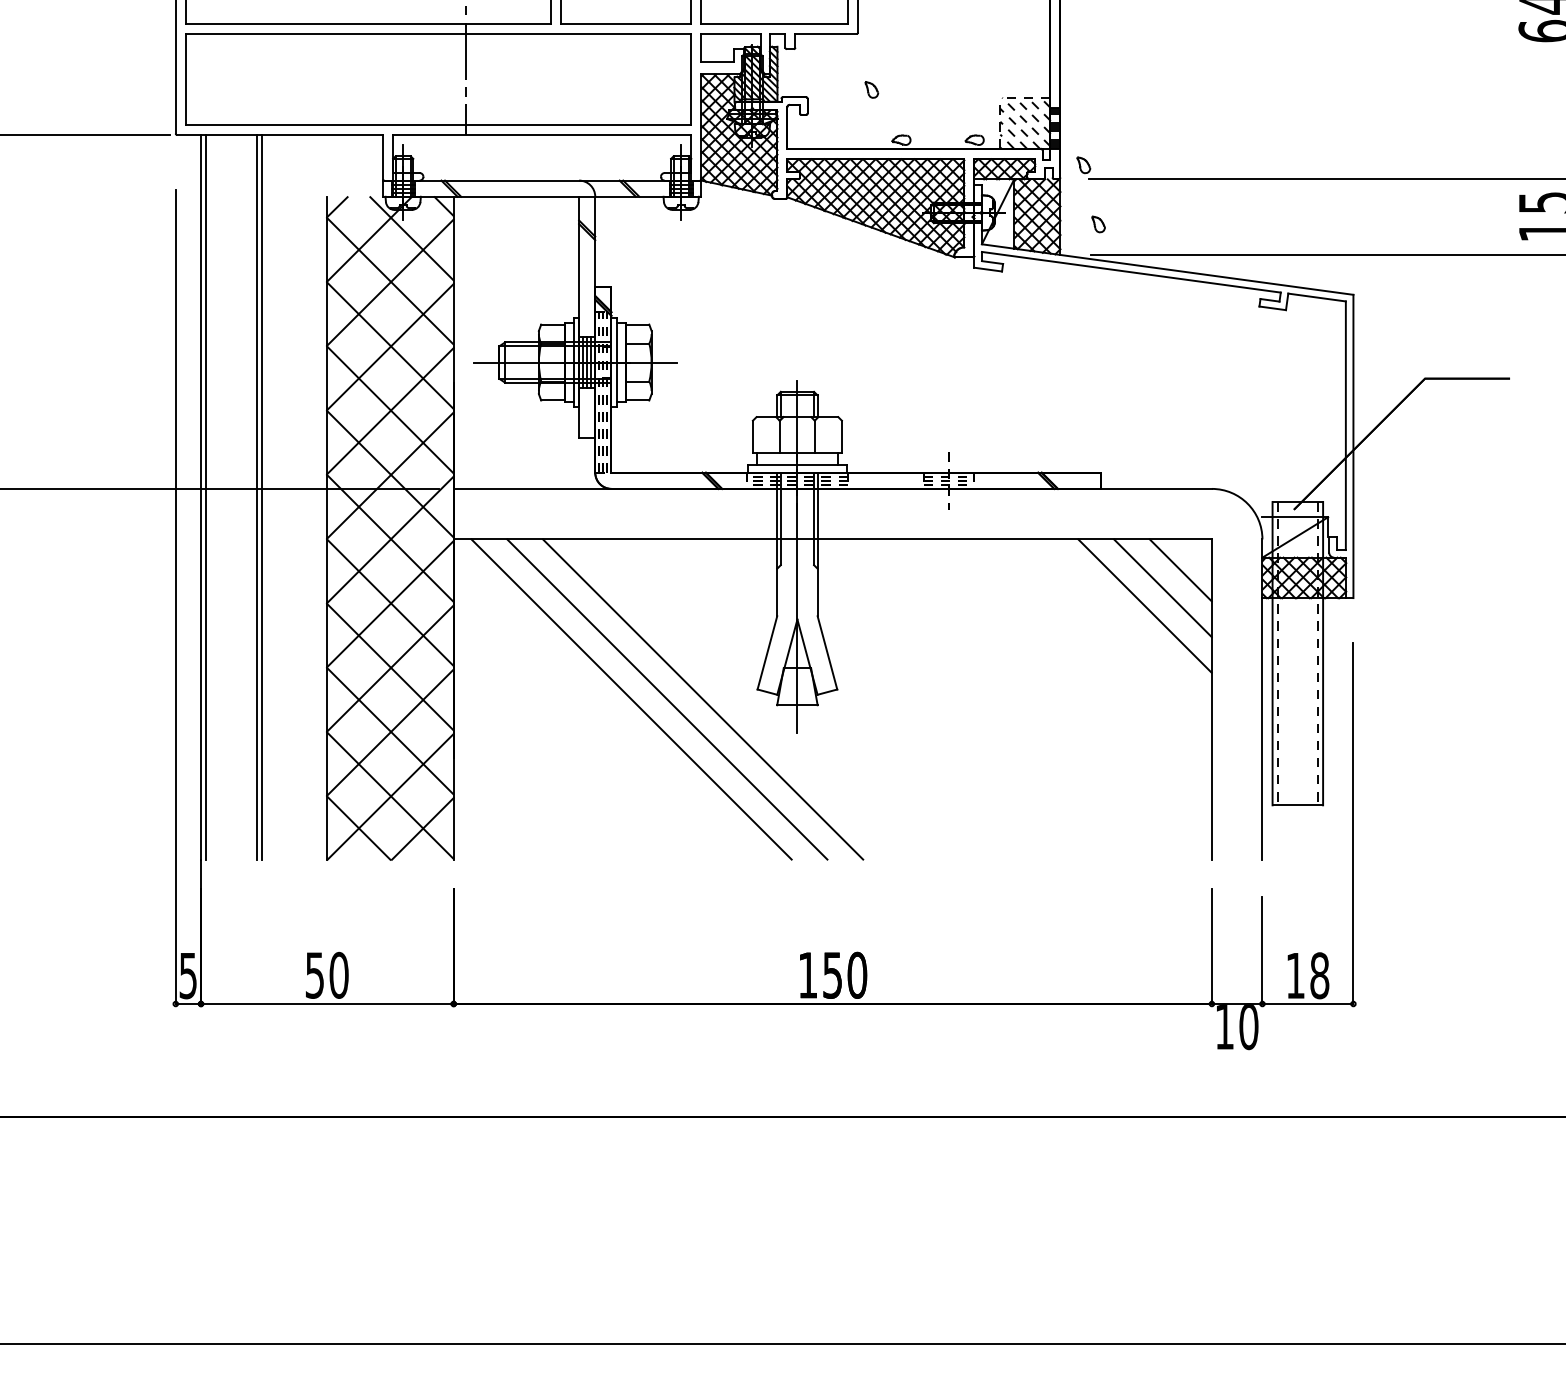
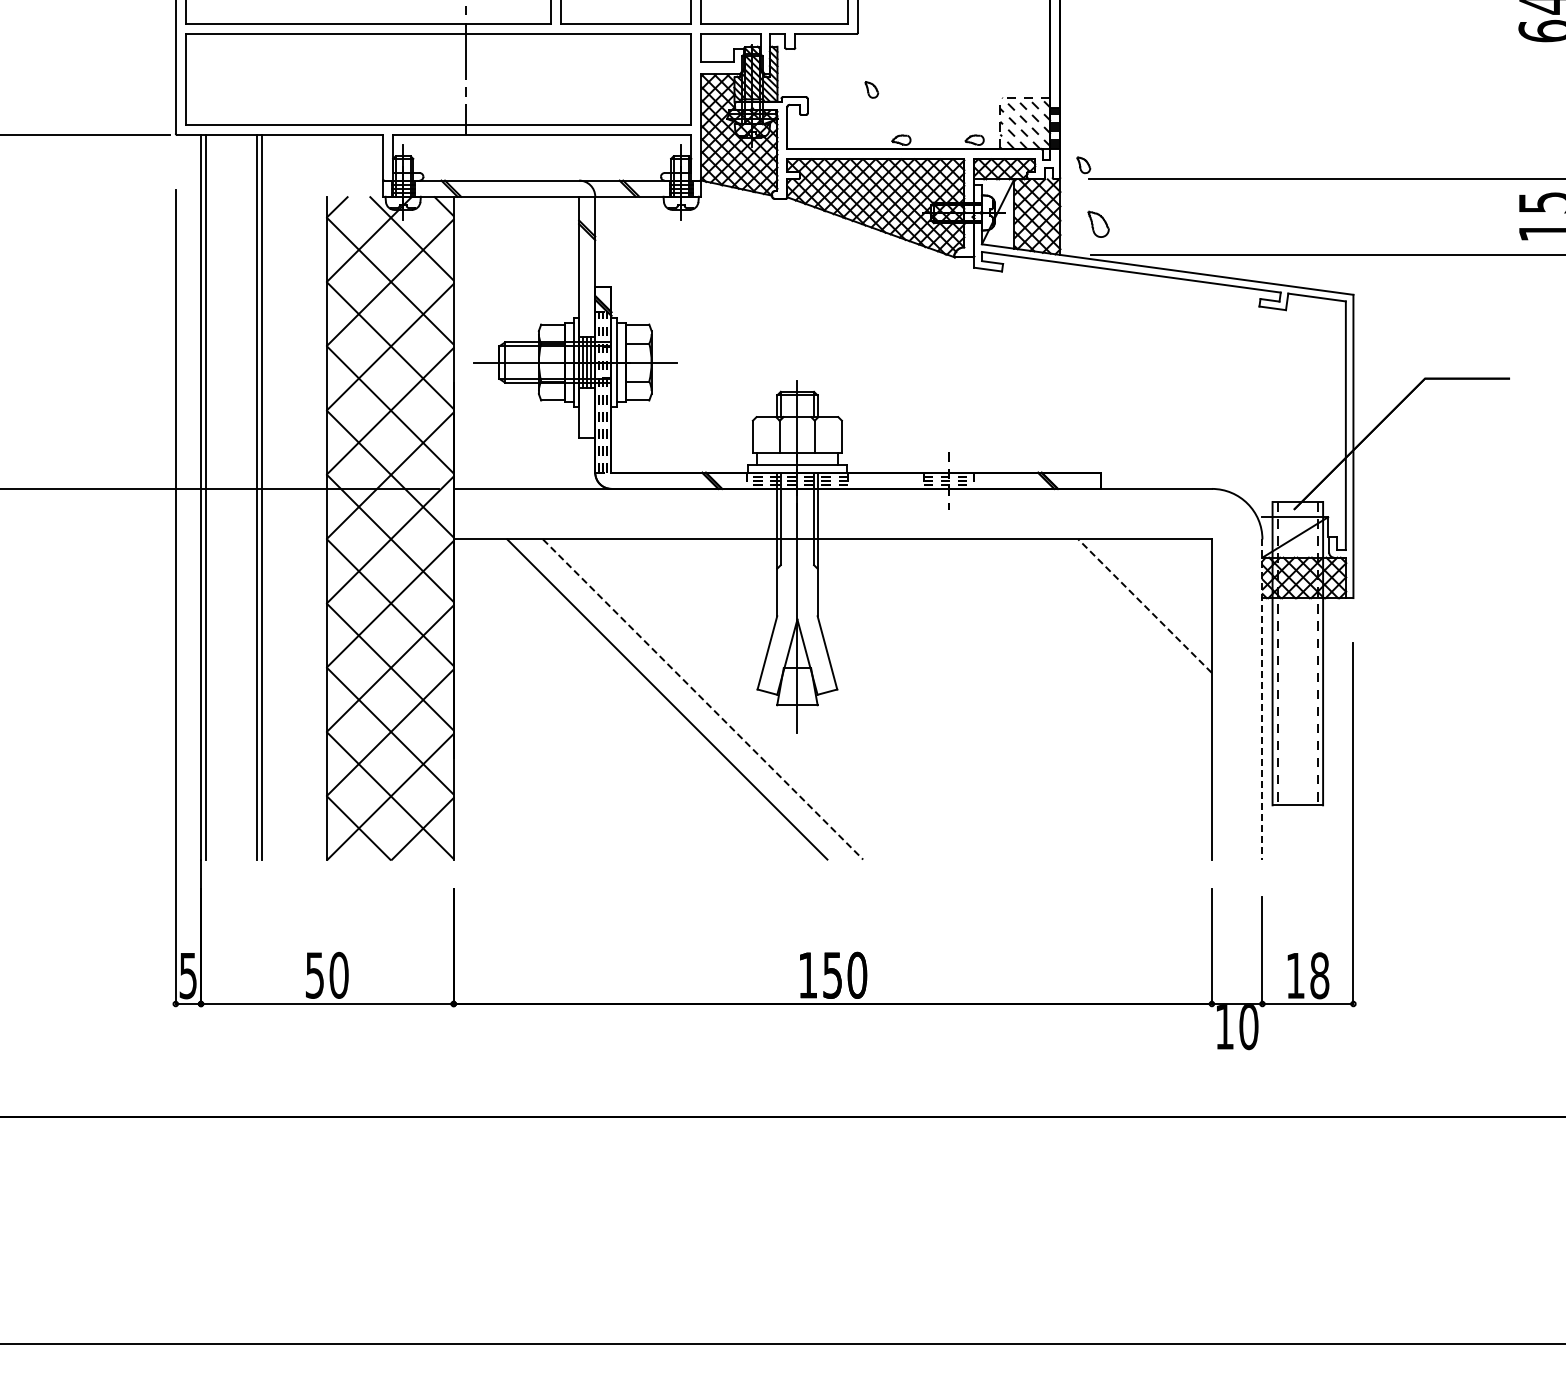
part size: 15x19 px -> 23x28 px (1098, 223)
line: present -> none (1180, 570)
line: present -> none (1162, 588)
line: solid -> dashed (1144, 605)
line: present -> none (631, 699)
line: solid -> dashed (703, 699)
line: solid -> dashed (1262, 700)
